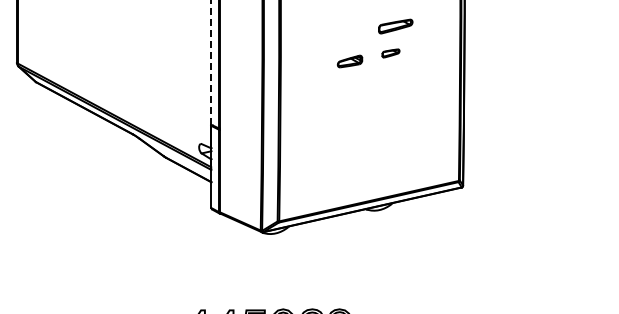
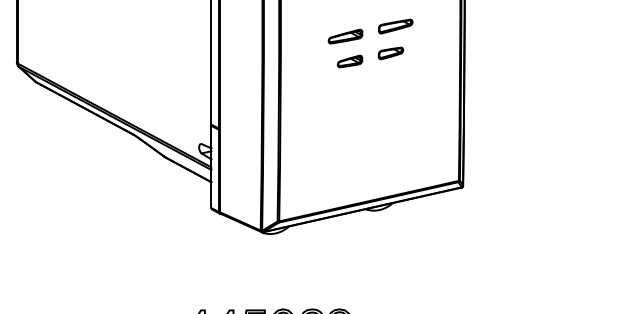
part: none -> present (345, 36)
part size: 20x11 px -> 28x15 px (390, 53)
line: dashed -> solid (211, 62)
